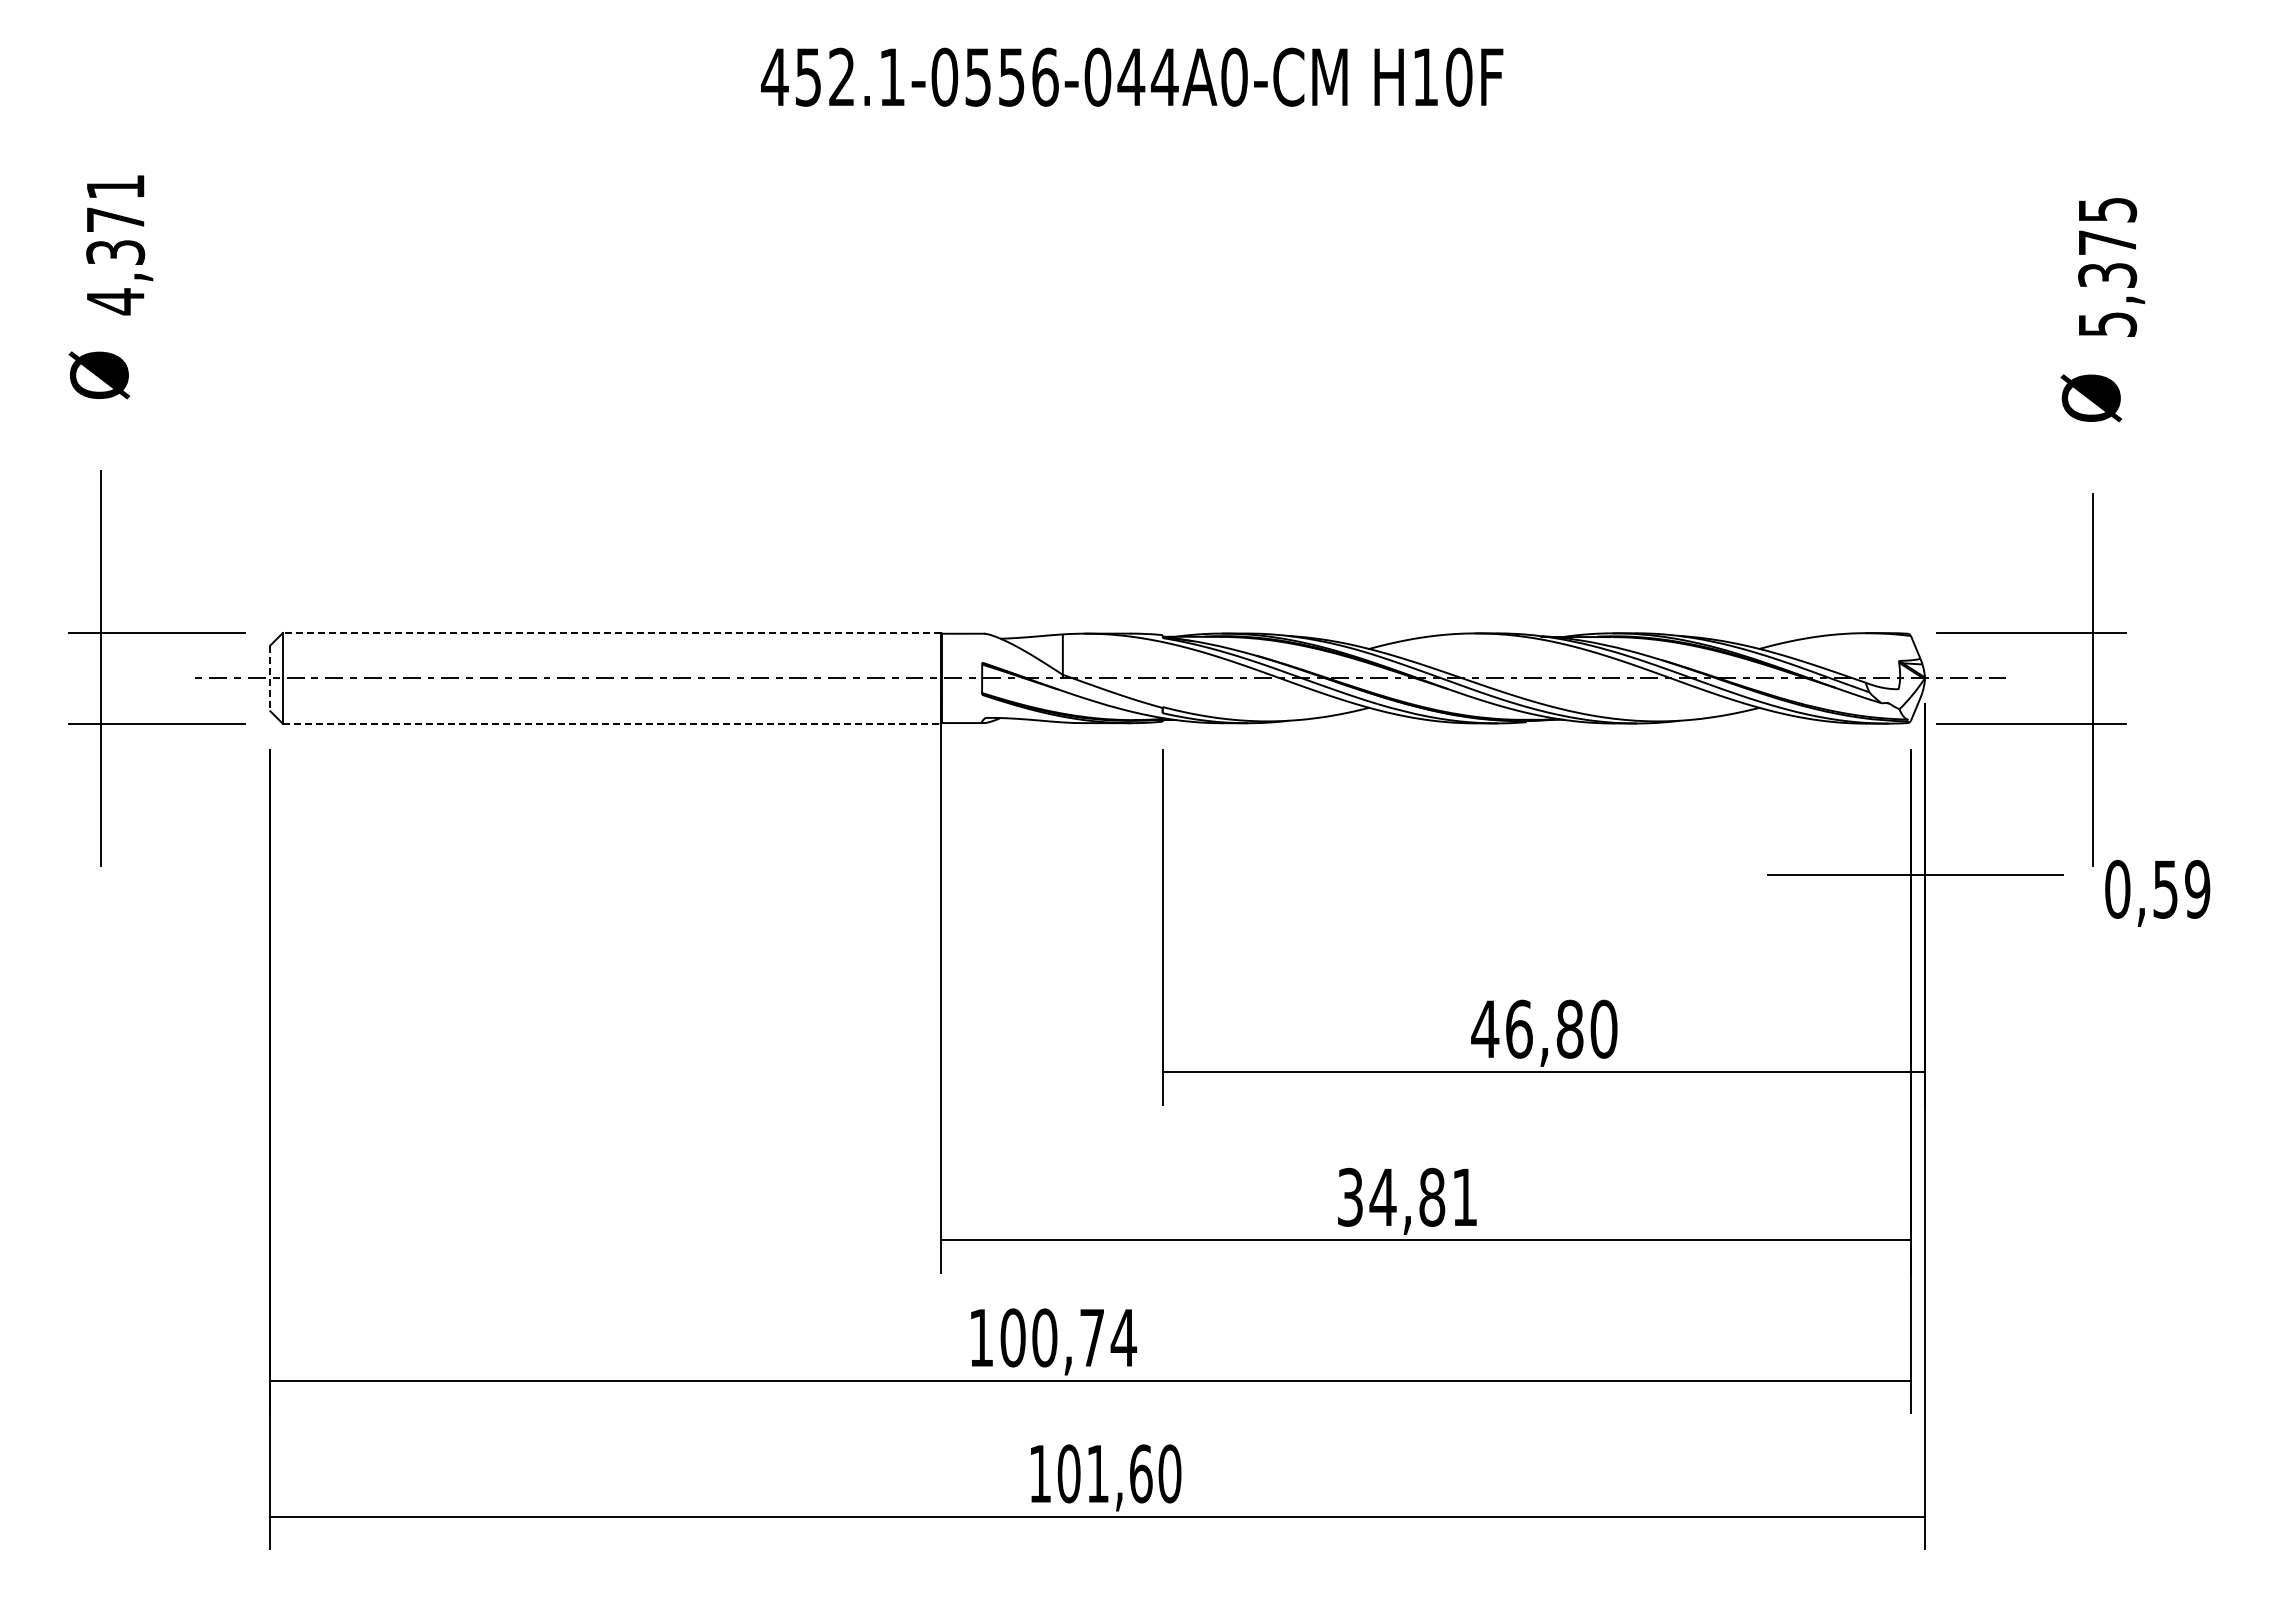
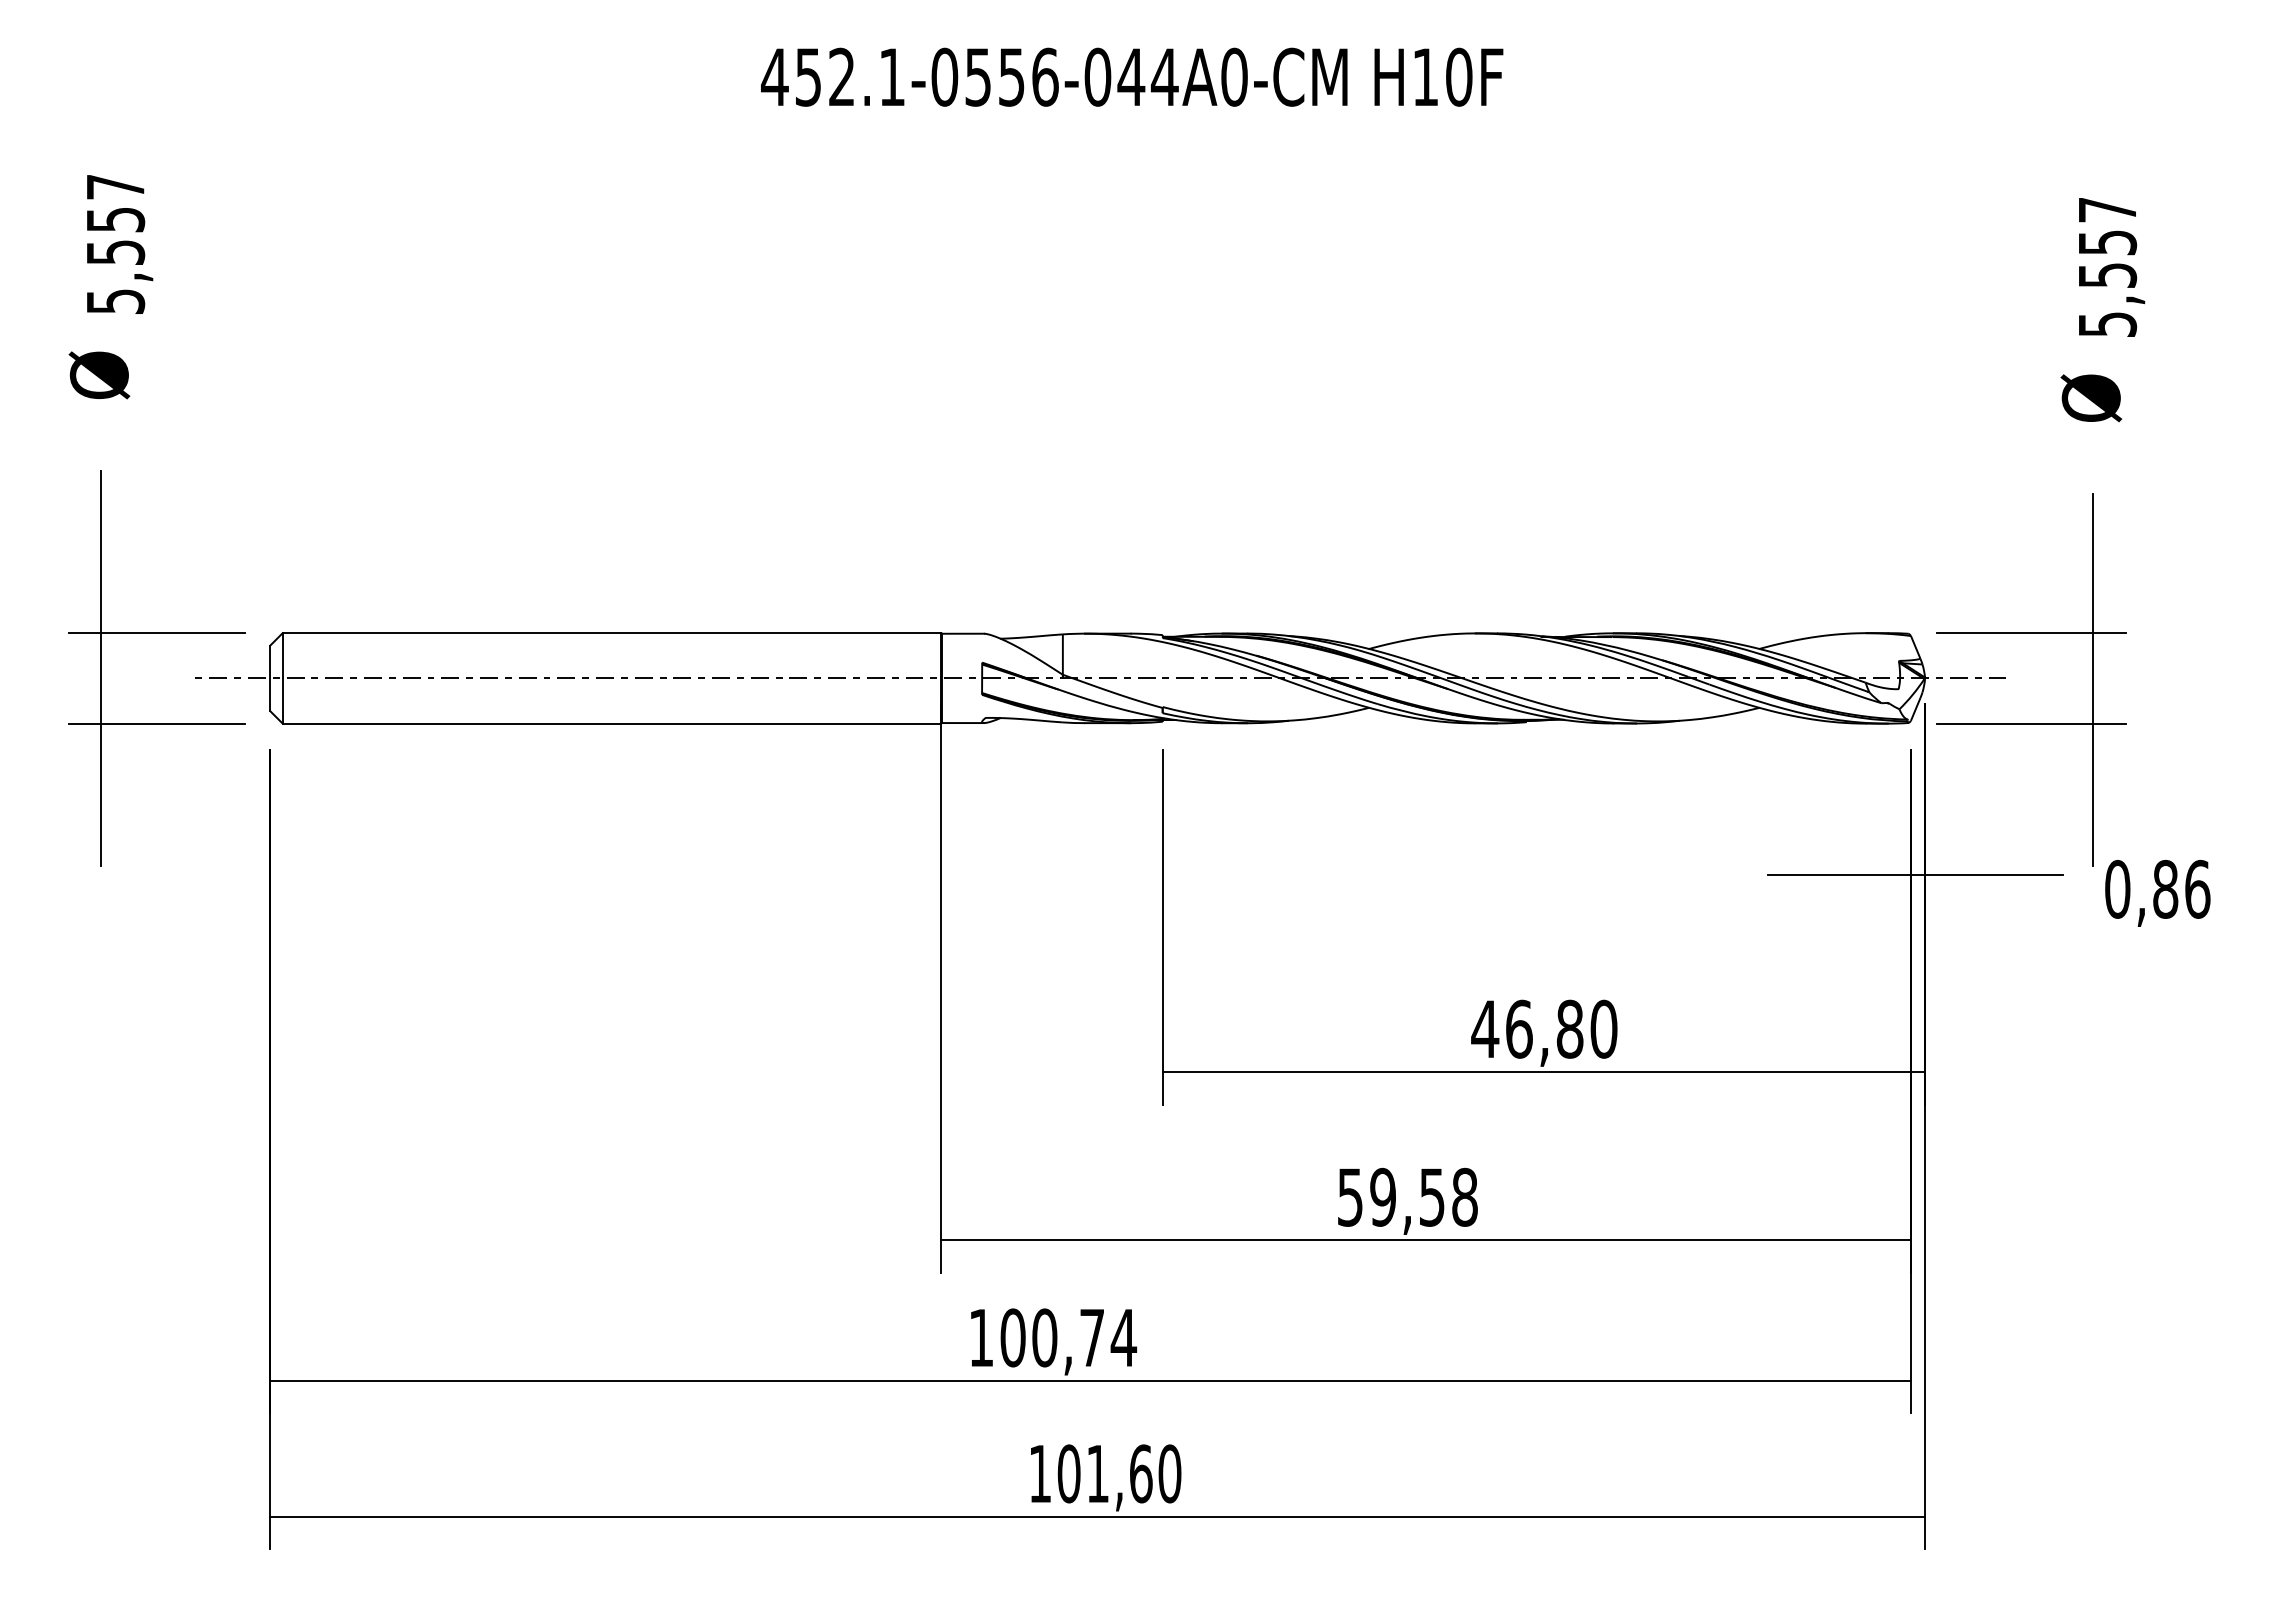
text: 5,375 -> 5,557 (2107, 242)
text: 4,371 -> 5,557 (115, 245)
line: dashed -> solid (611, 633)
line: dashed -> solid (270, 678)
line: dashed -> solid (611, 723)
text: 0,59 -> 0,86 (2181, 888)
text: 34,81 -> 59,58 (1407, 1196)
